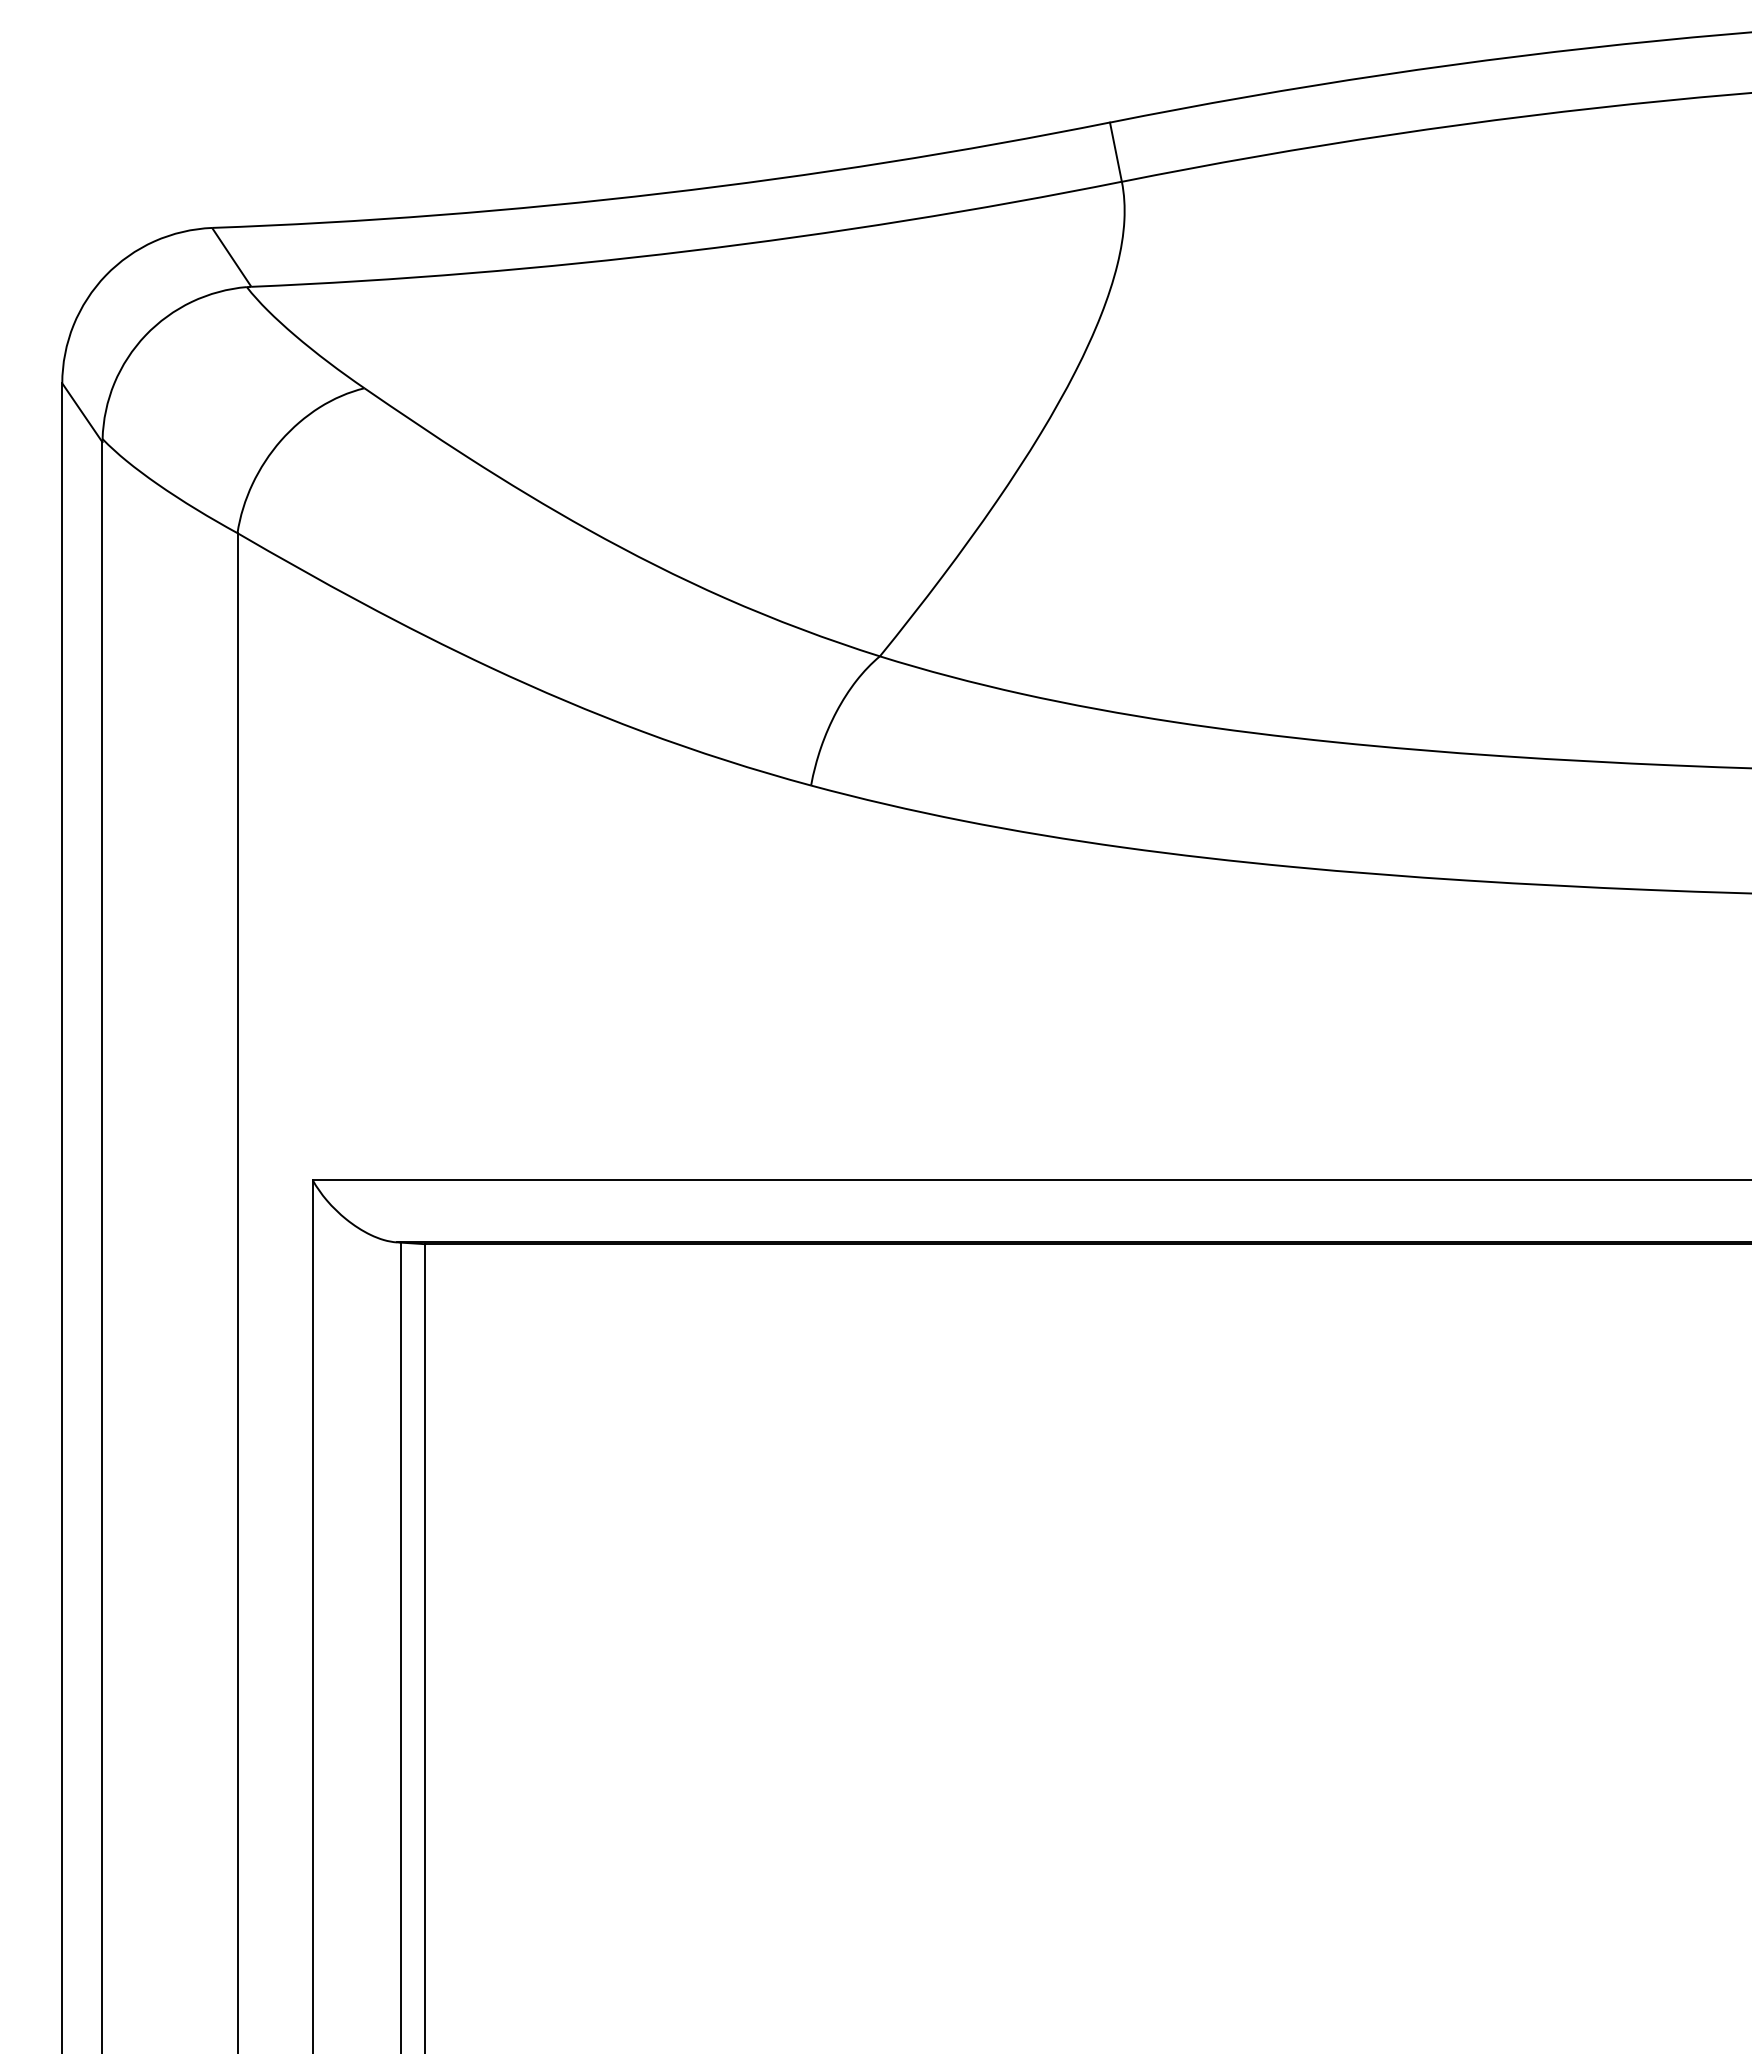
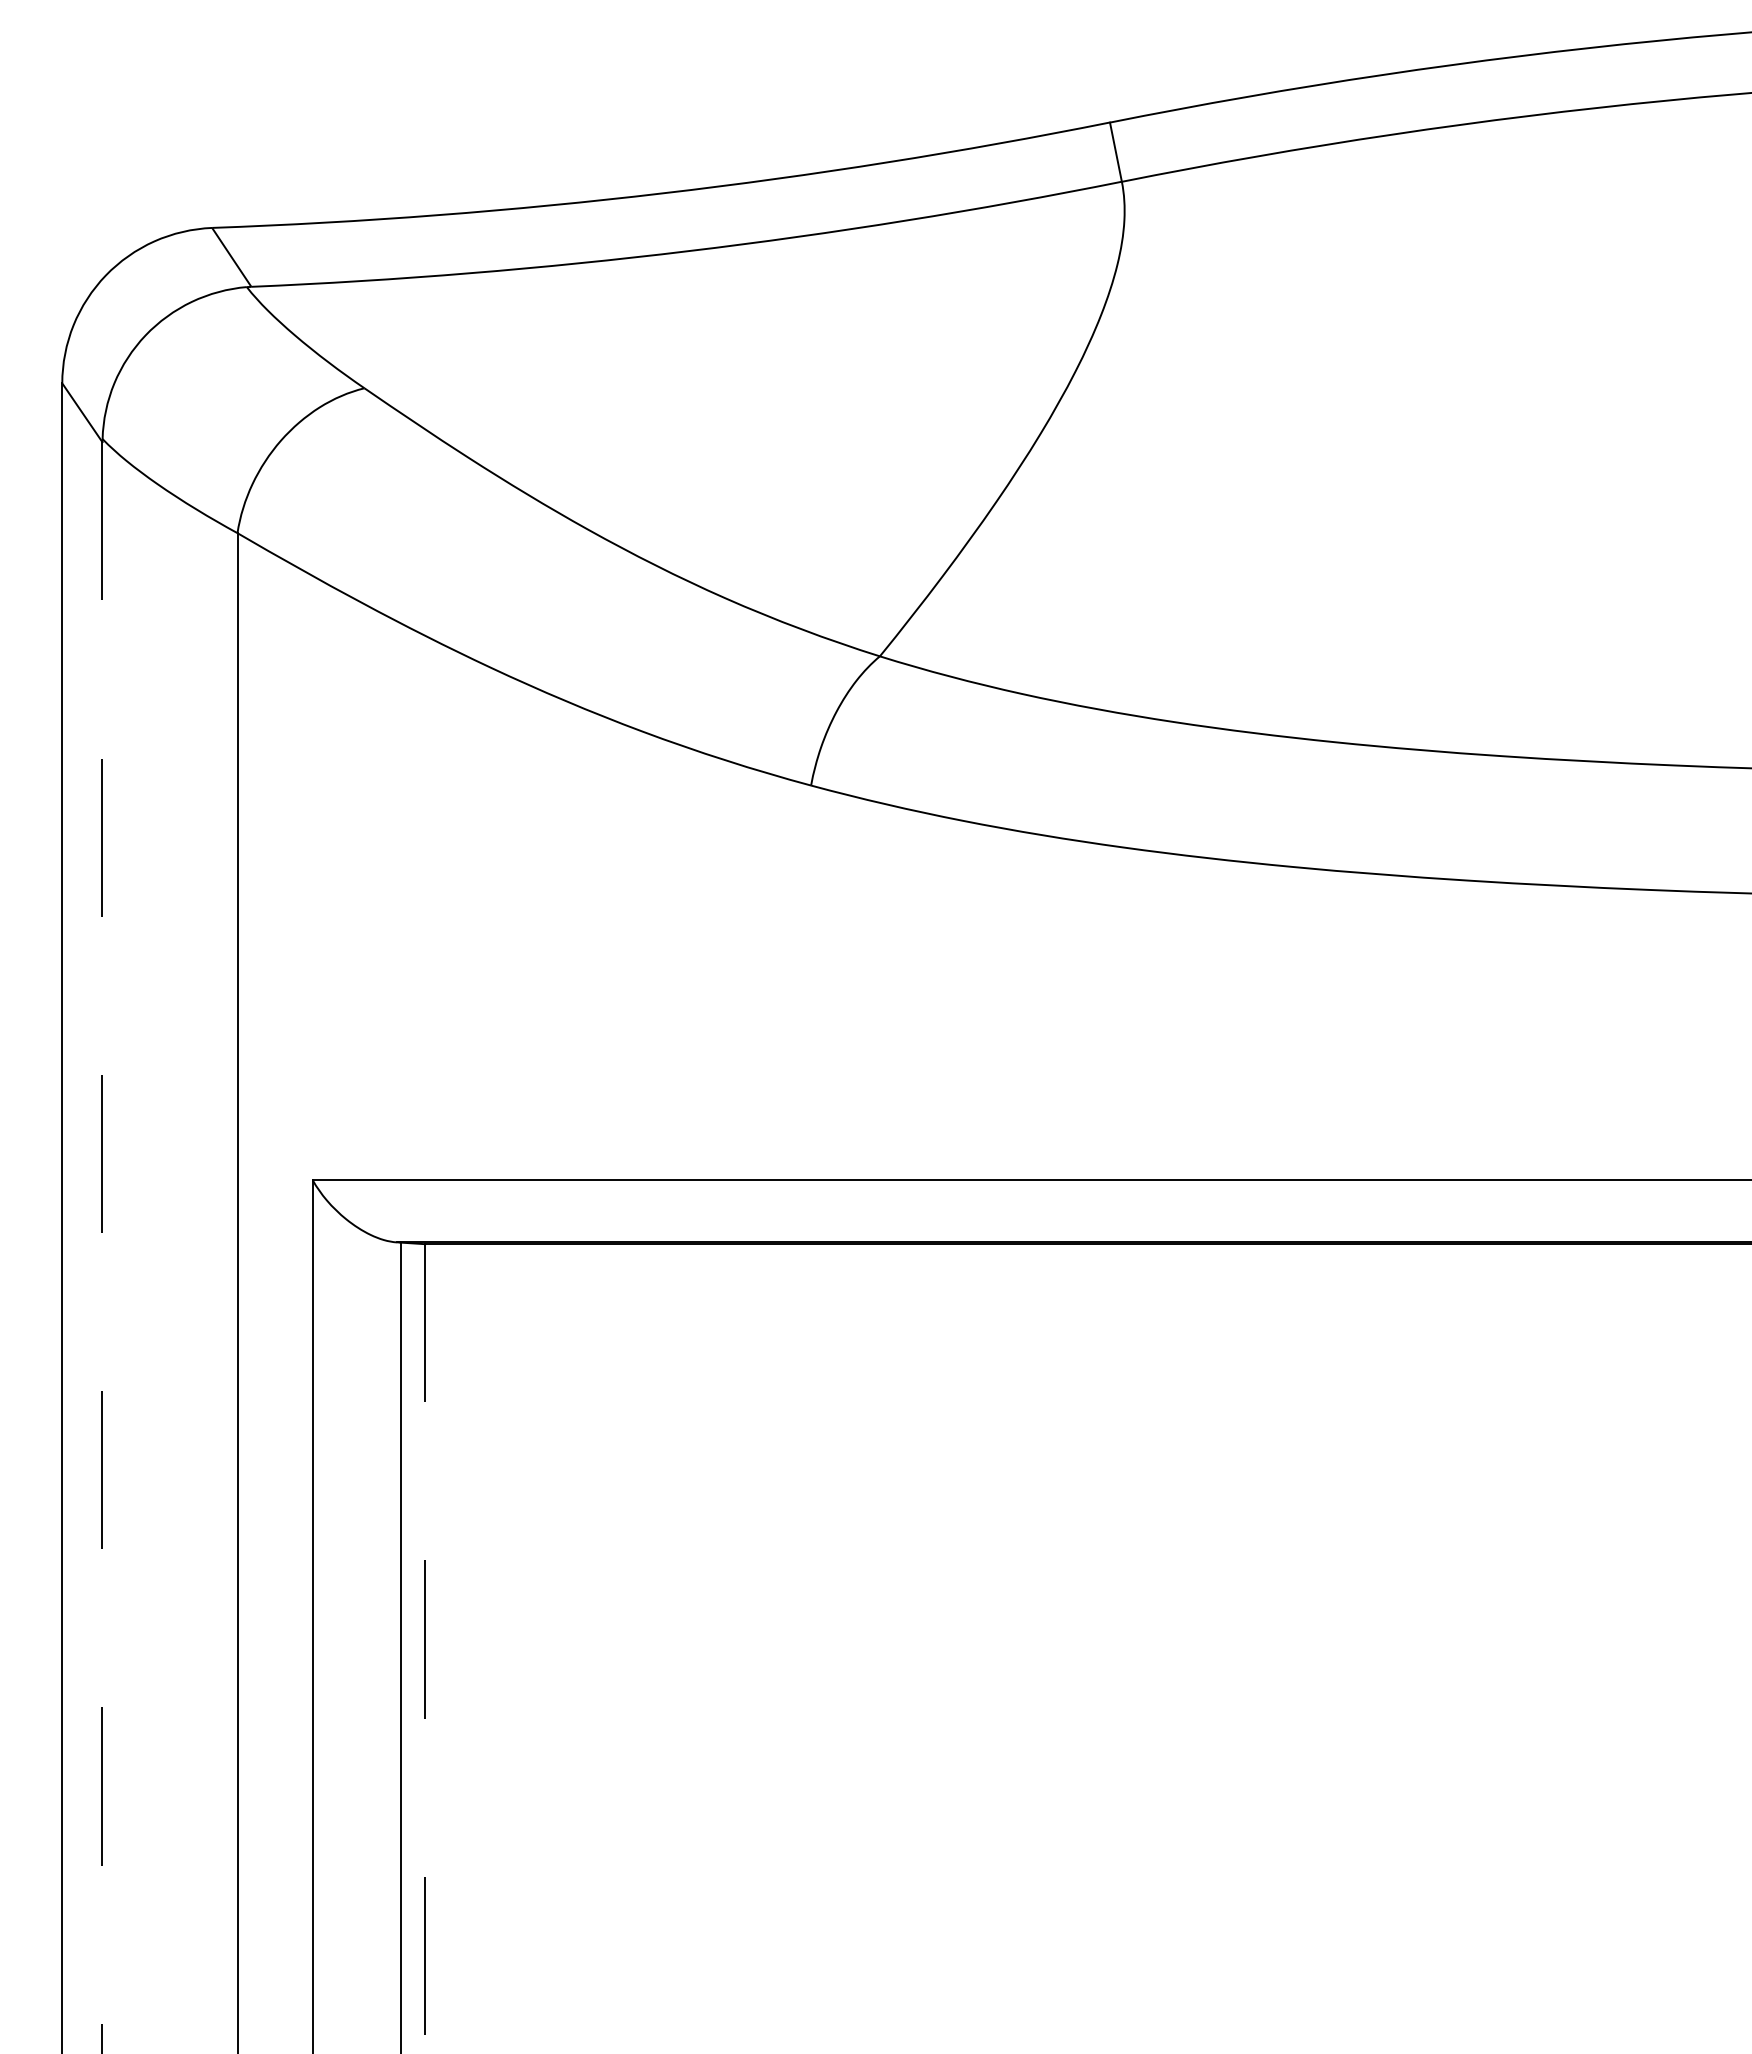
line: solid -> dashed (102, 1248)
line: solid -> dashed (425, 1649)
